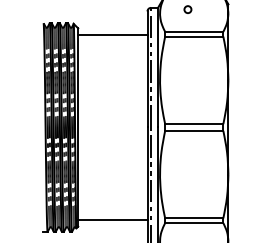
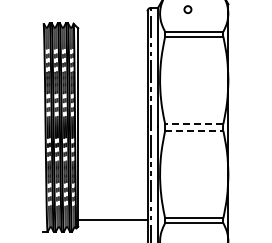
line: present -> none (112, 34)
line: solid -> dashed (193, 124)
line: solid -> dashed (194, 130)
